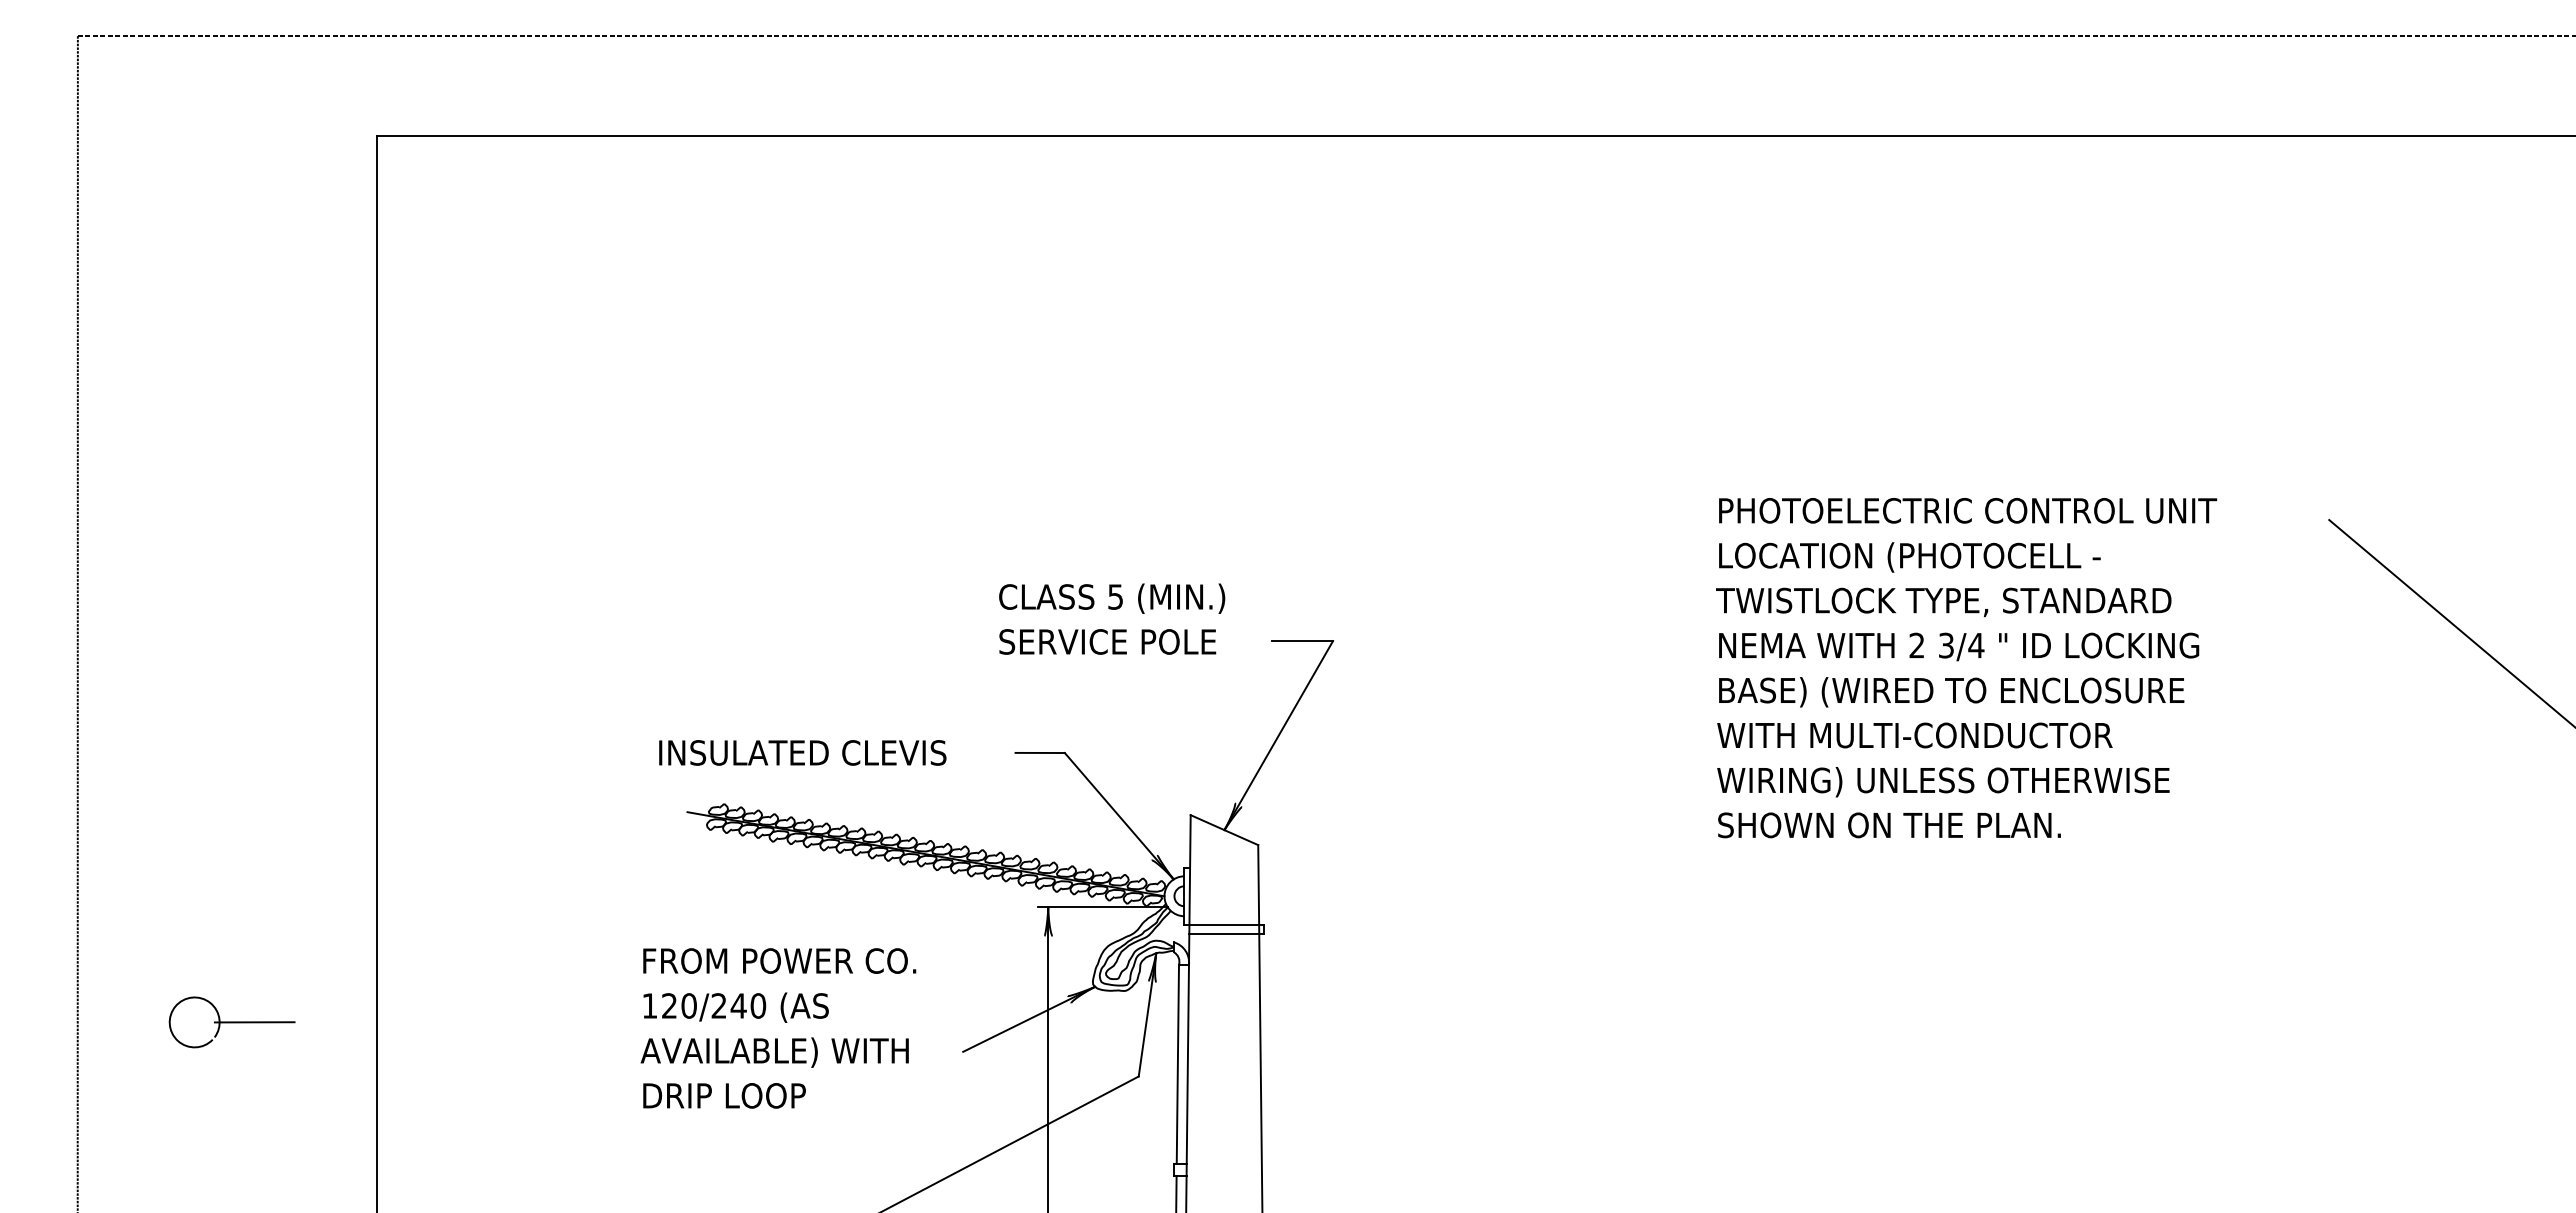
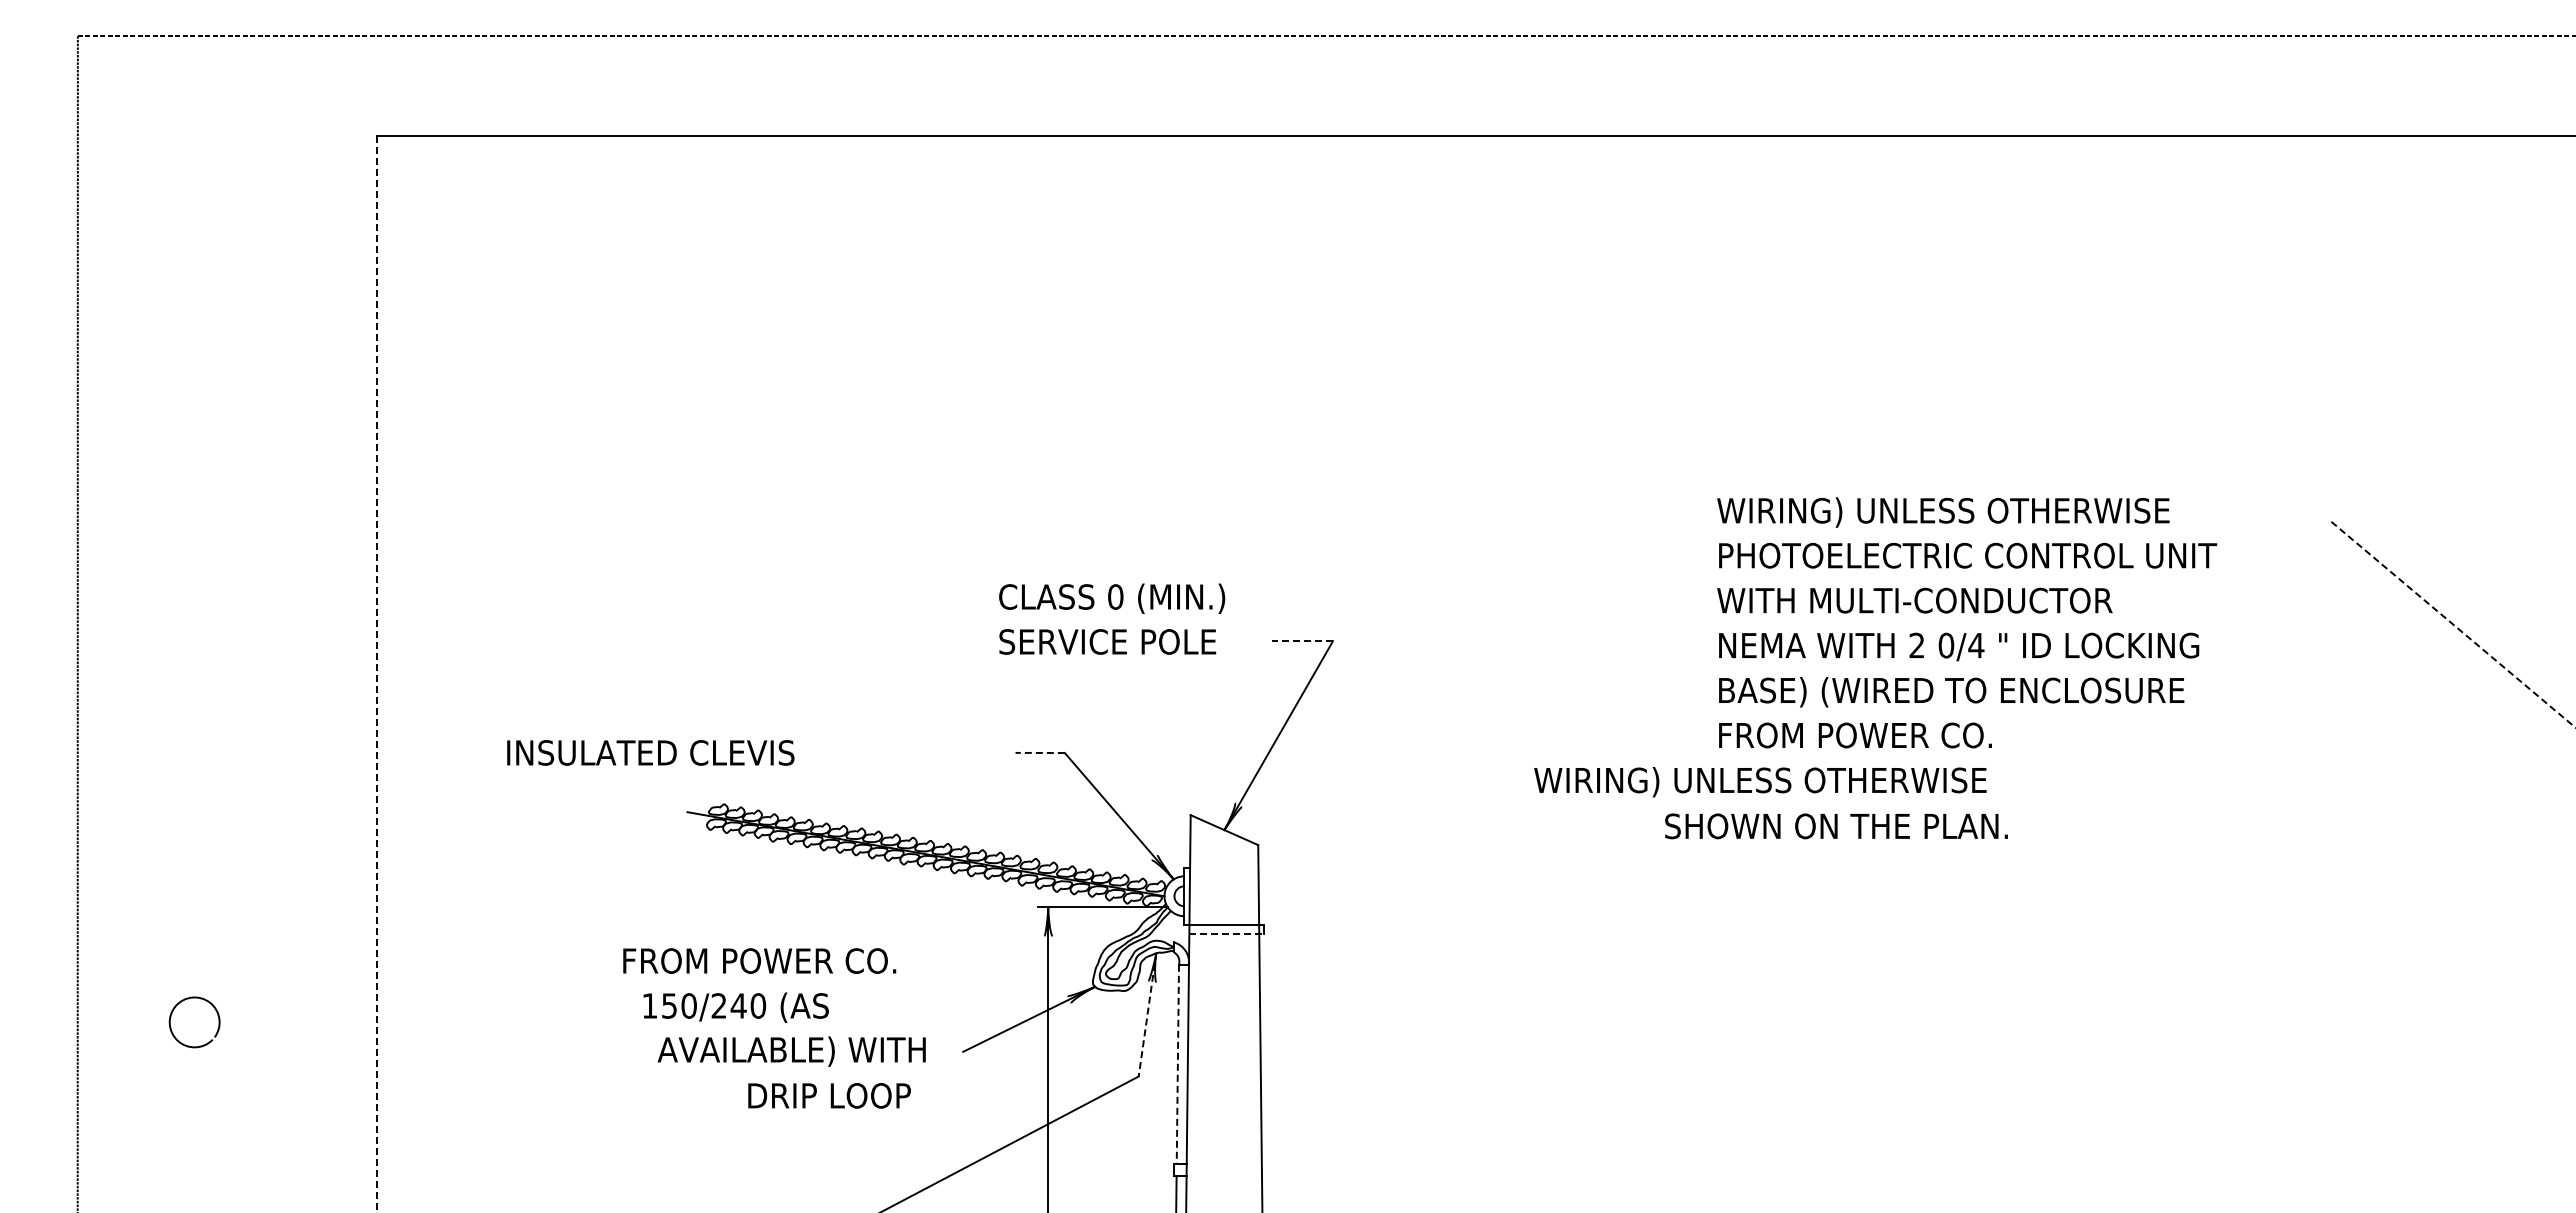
text: PHOTOELECTRIC CONTROL UNIT -> WIRING) UNLESS OTHERWISE (1967, 512)
text: LOCATION (PHOTOCELL - -> PHOTOELECTRIC CONTROL UNIT (1969, 557)
text: 5 -> 0 (1115, 596)
text: TWISTLOCK TYPE, STANDARD -> WITH MULTI-CONDUCTOR (1943, 602)
line: solid -> dashed (2452, 623)
line: solid -> dashed (1302, 641)
text: 3/4 -> 0/4 (1946, 645)
line: solid -> dashed (377, 674)
text: WITH MULTI-CONDUCTOR -> FROM POWER CO. (1914, 735)
text position: (802, 752) -> (650, 752) (650, 752)
line: solid -> dashed (1040, 752)
text position: (1943, 782) -> (1760, 782) (1760, 782)
text position: (1889, 825) -> (1836, 826) (1836, 826)
line: solid -> dashed (1227, 933)
text position: (779, 960) -> (759, 960) (759, 960)
text: 120/240 -> 150/240 (669, 1005)
line: solid -> dashed (1147, 1015)
line: present -> none (254, 1022)
text position: (774, 1052) -> (791, 1051) (791, 1051)
line: solid -> dashed (1177, 1064)
text position: (724, 1095) -> (829, 1095) (829, 1095)
